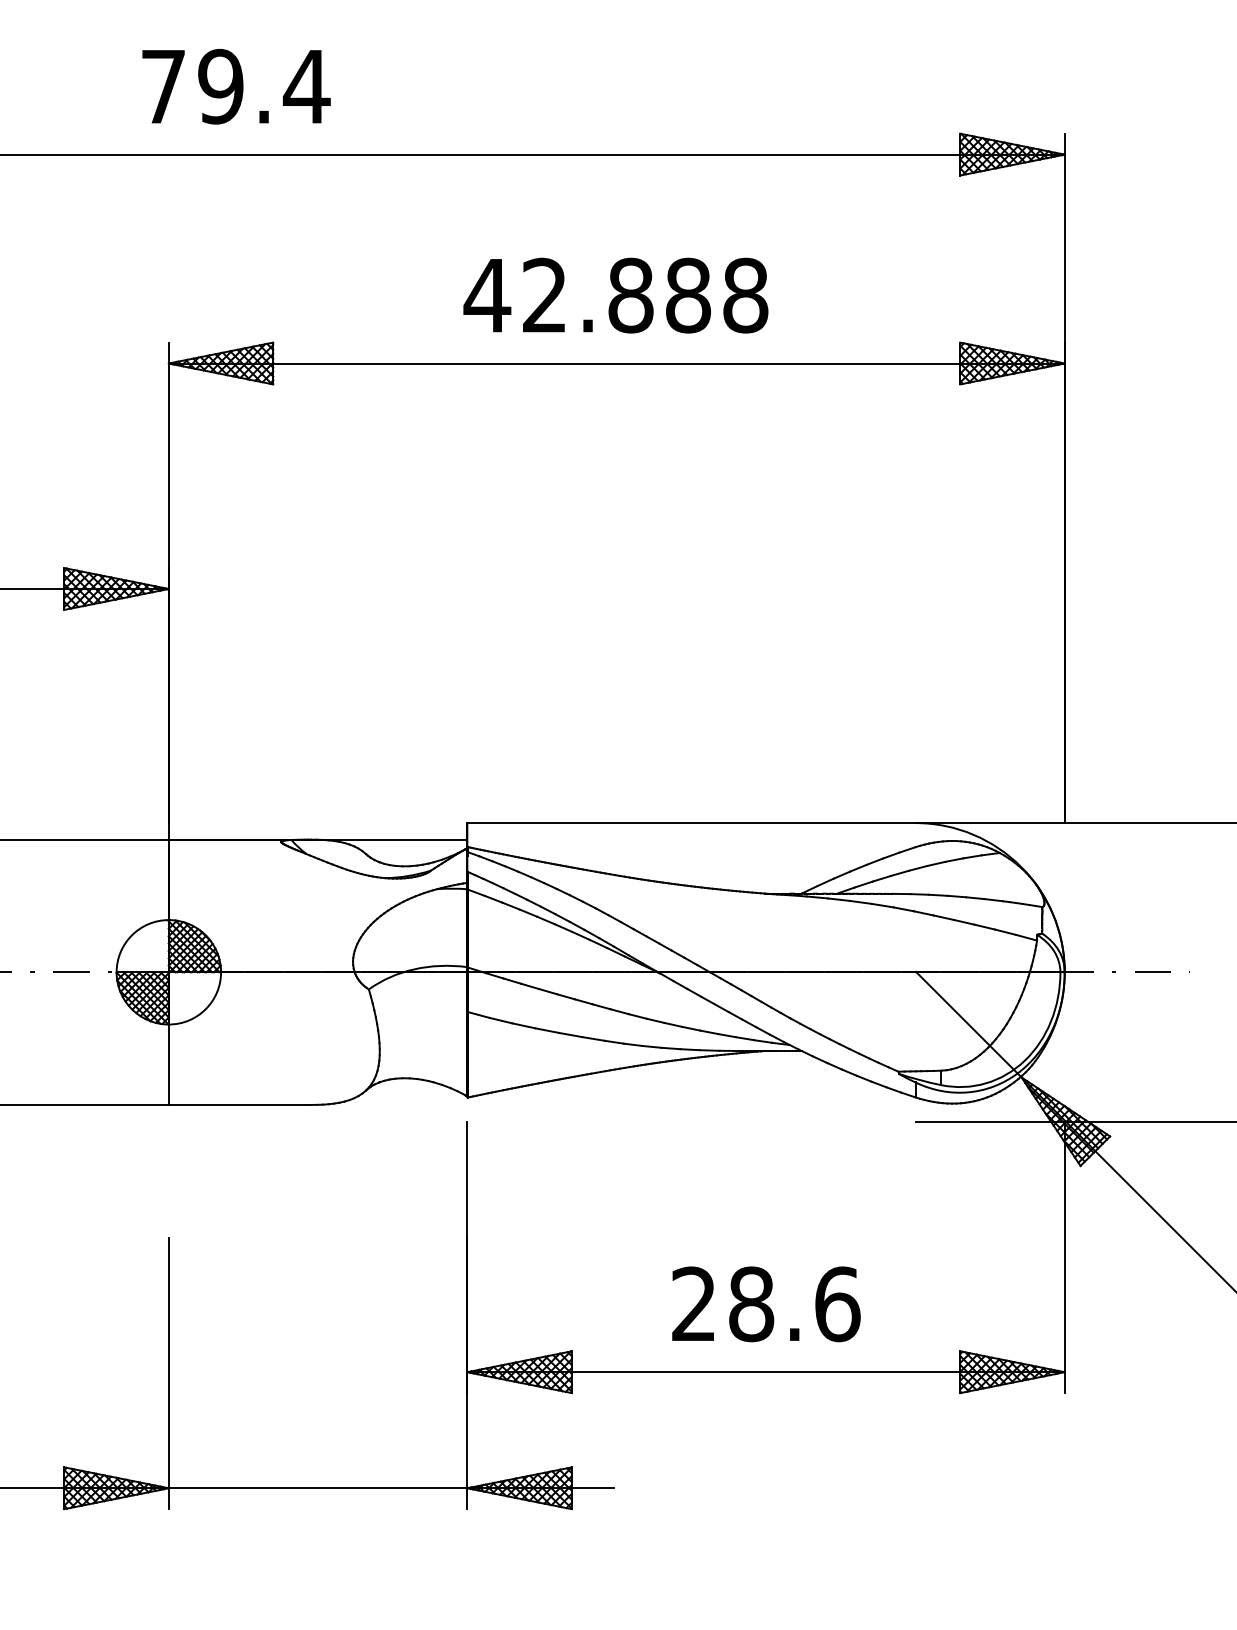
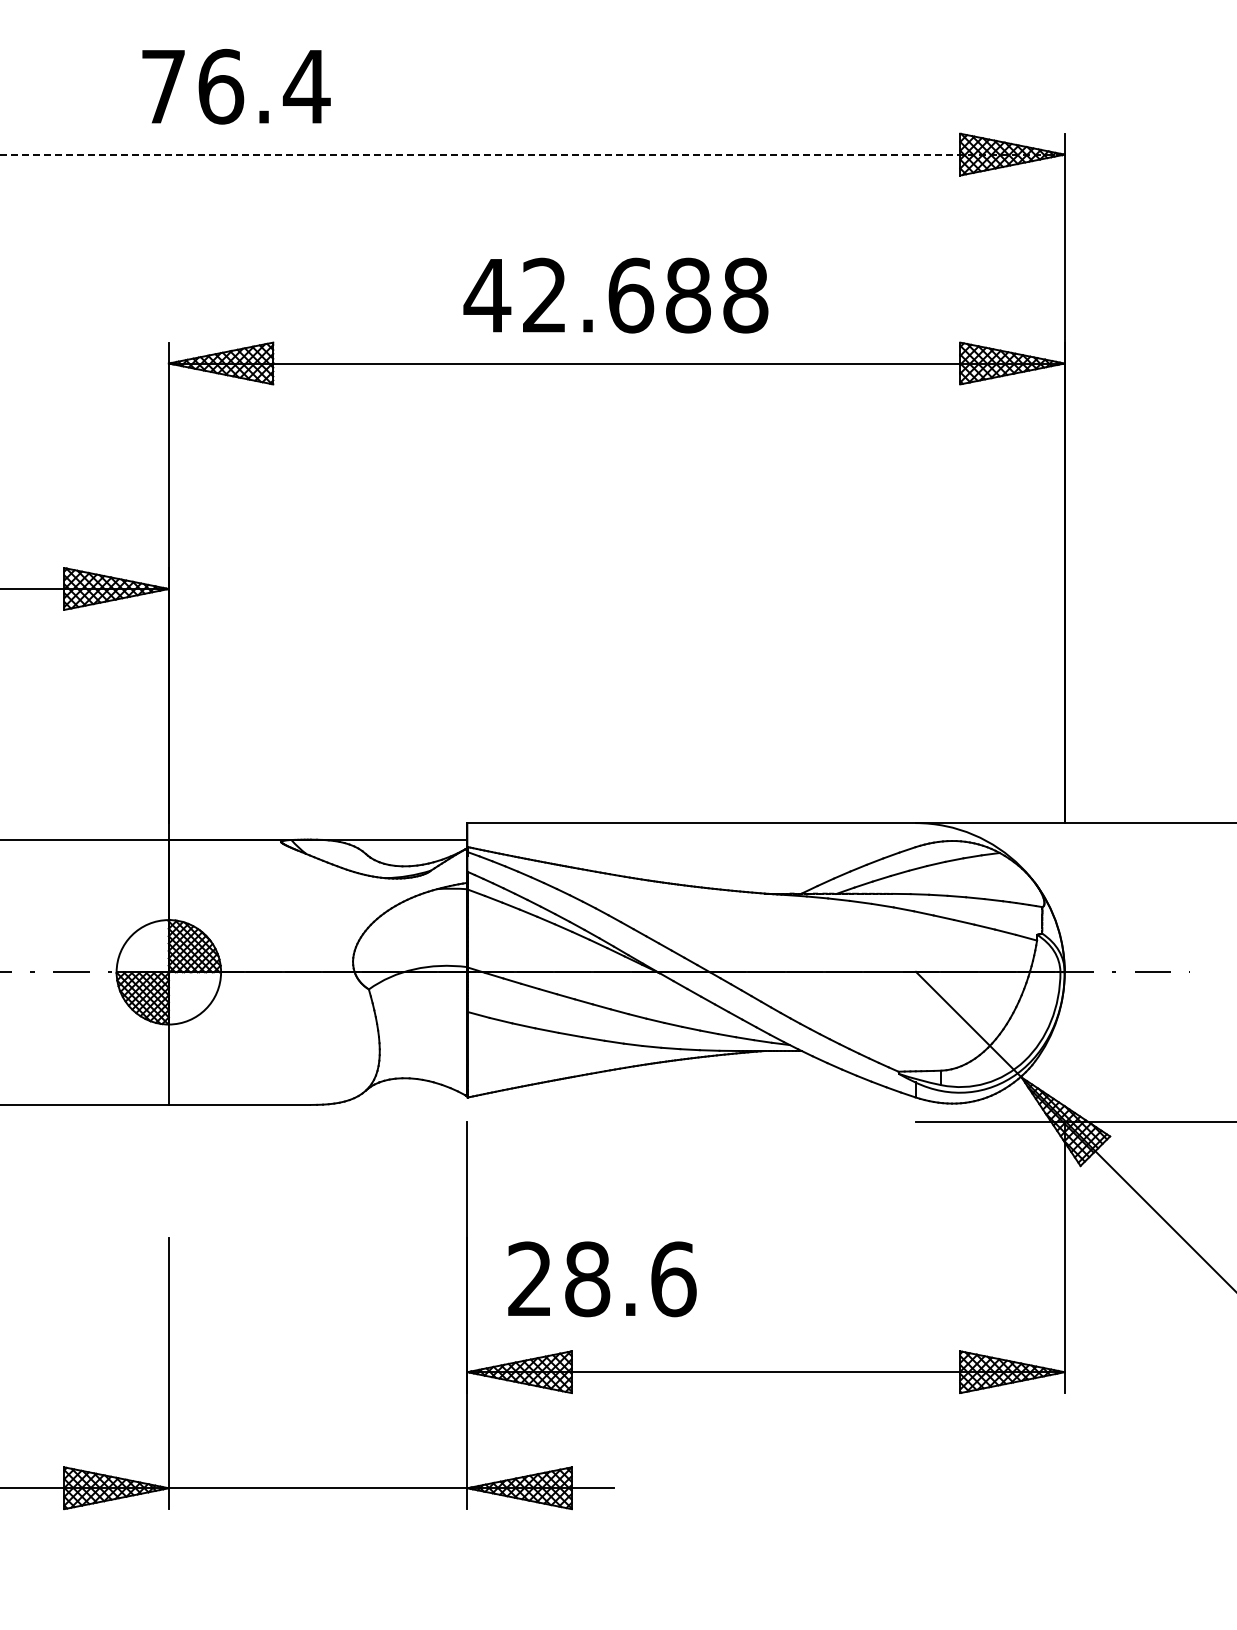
text: 79.4 -> 76.4 (221, 86)
line: solid -> dashed (532, 154)
text: 42.888 -> 42.688 (631, 295)
text position: (766, 1304) -> (602, 1279) (602, 1279)
